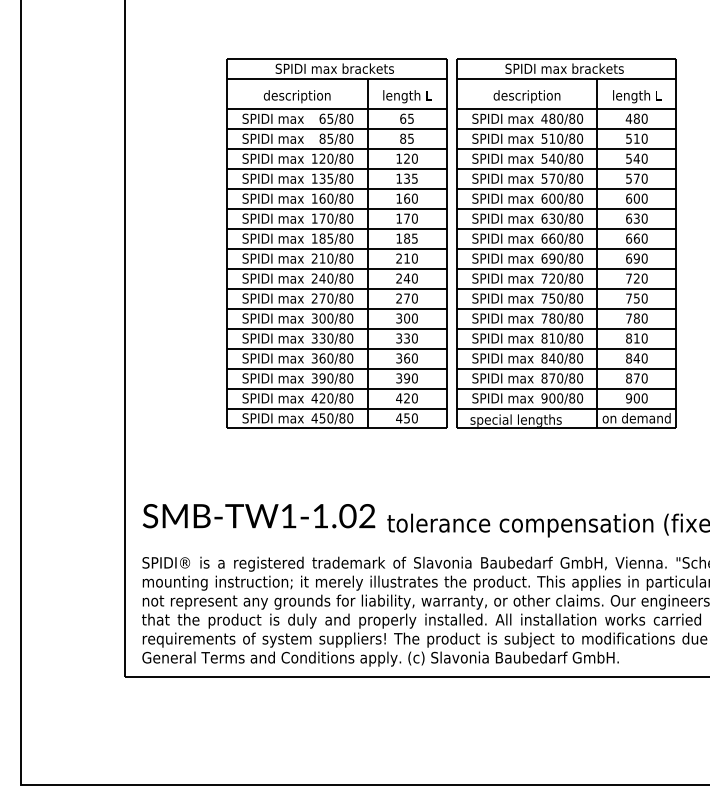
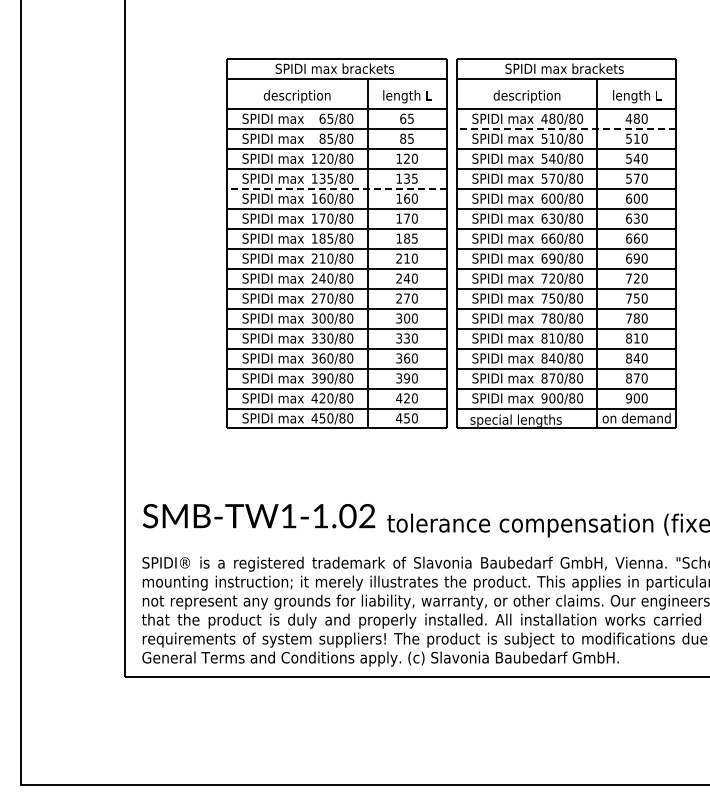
line: solid -> dashed (566, 128)
line: solid -> dashed (336, 188)
